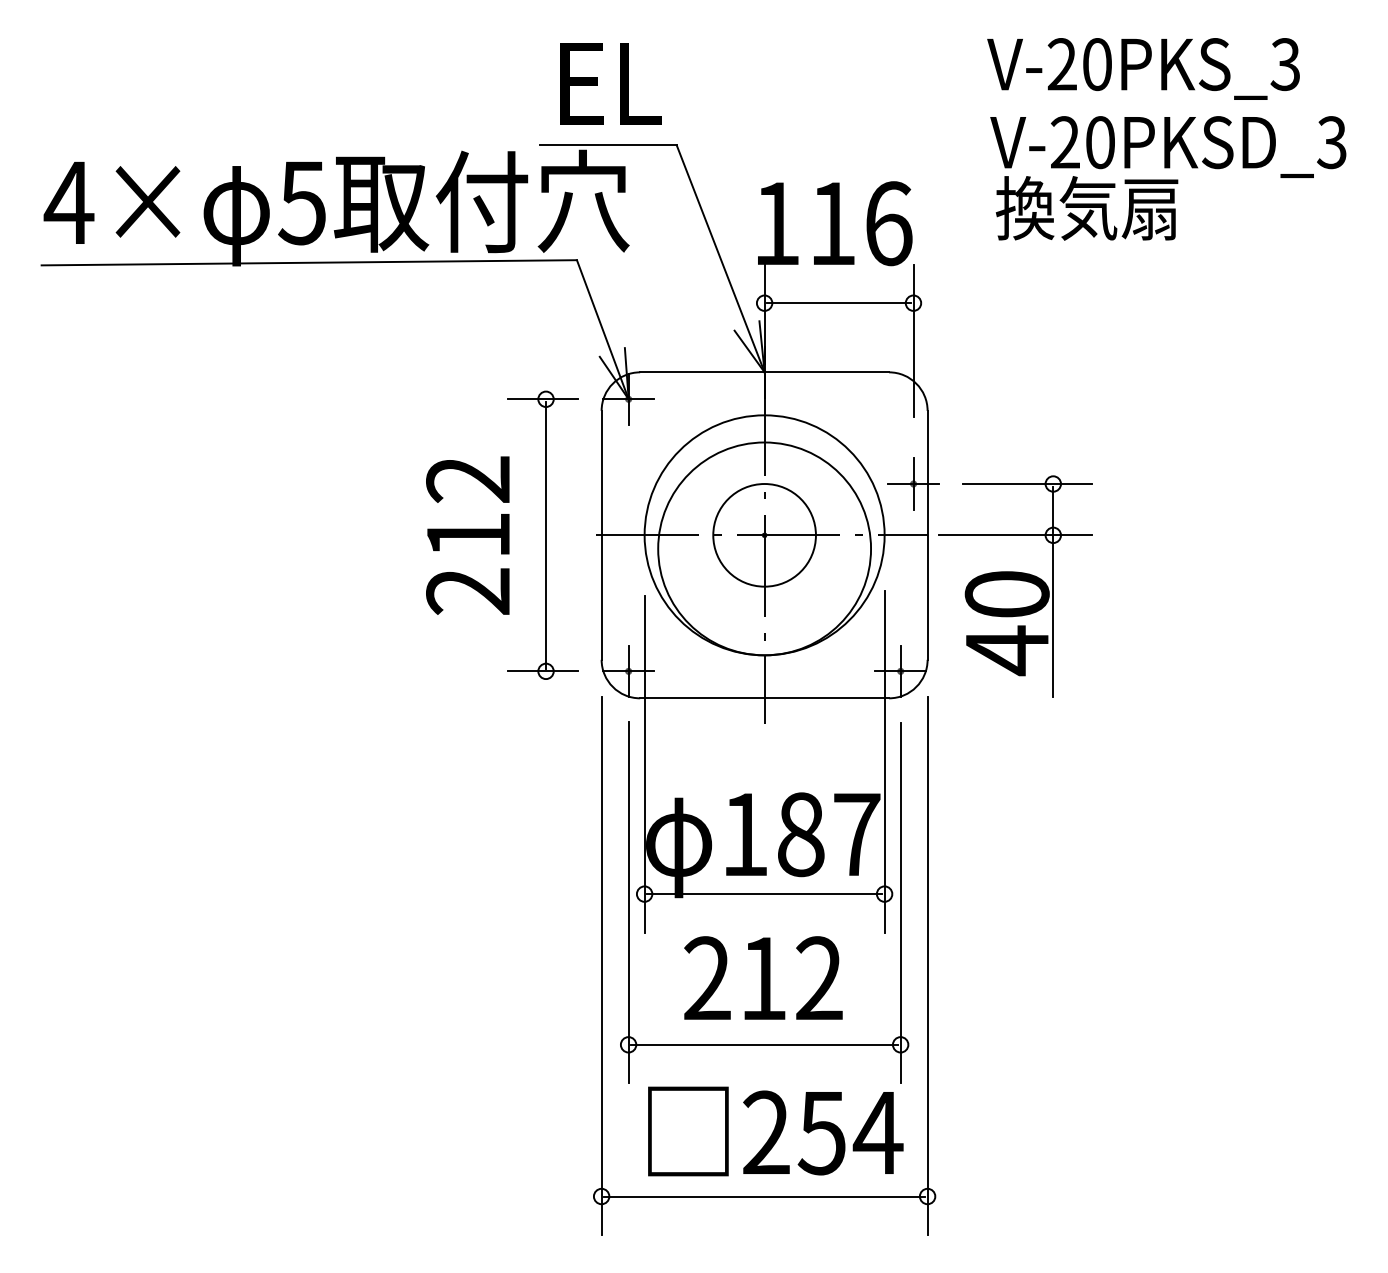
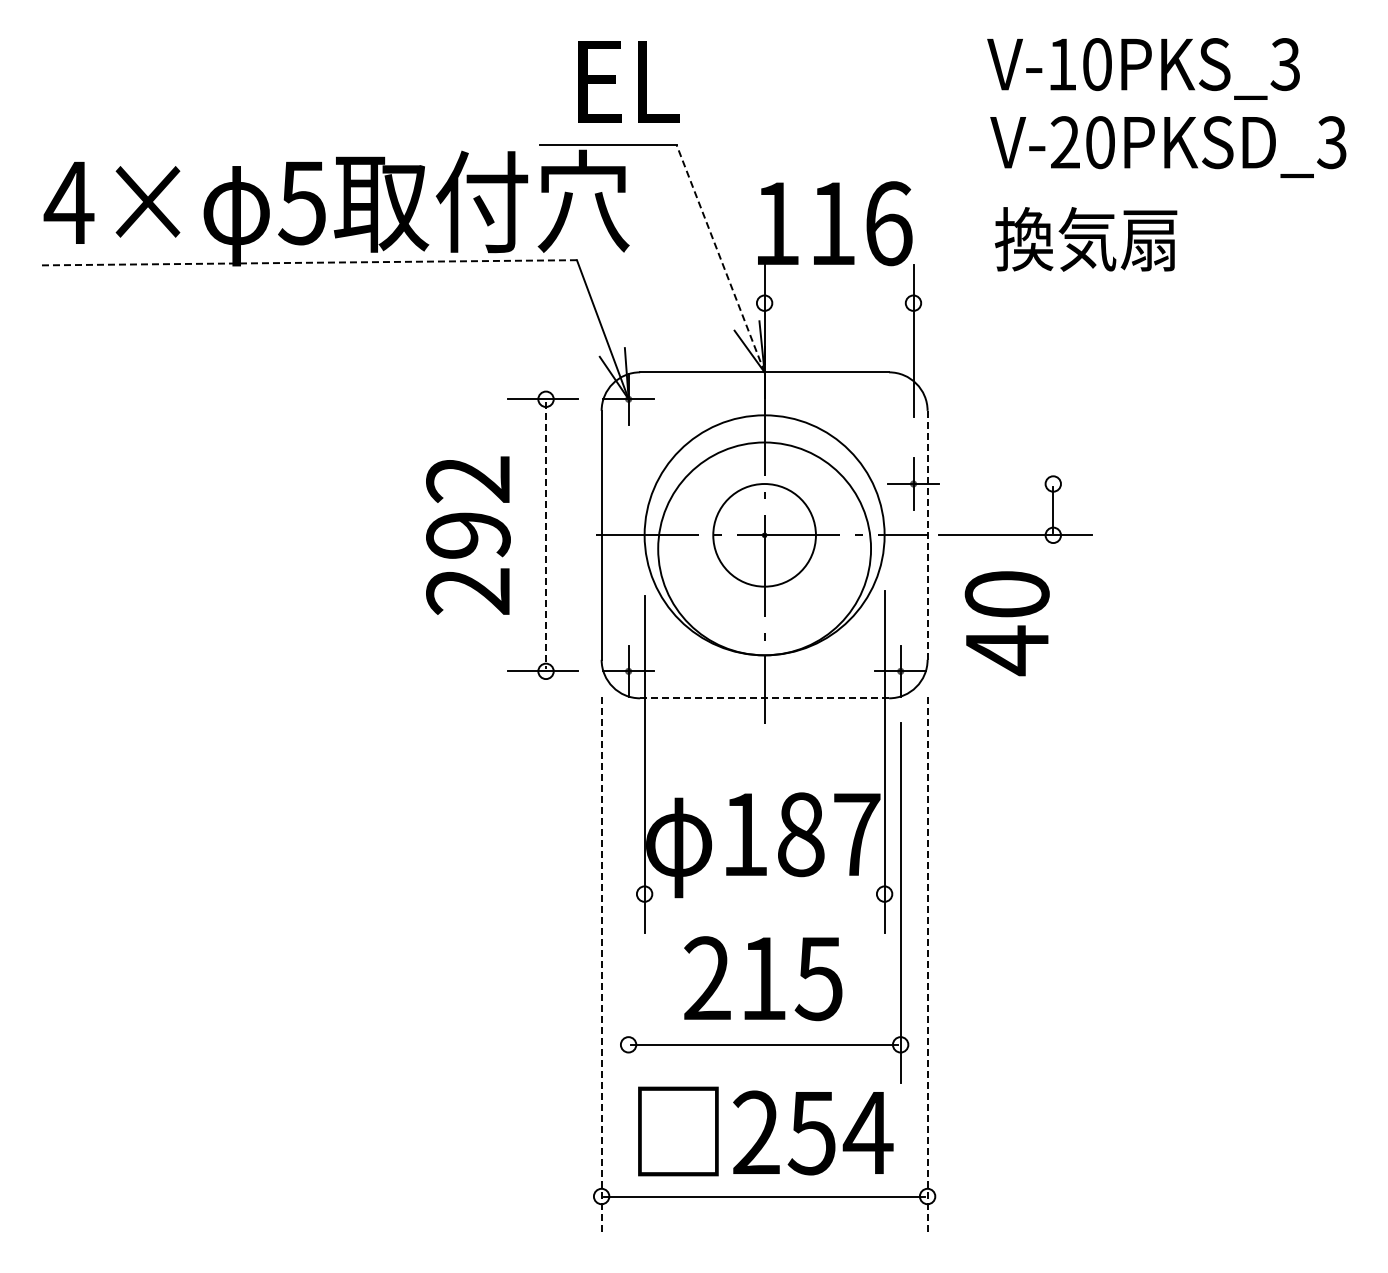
text: V-20PKS_3 -> V-10PKS_3 (1061, 64)
text position: (610, 83) -> (628, 81) (628, 81)
text position: (1086, 208) -> (1085, 239) (1085, 239)
line: solid -> dashed (720, 258)
line: solid -> dashed (309, 262)
line: present -> none (838, 303)
line: present -> none (1026, 484)
line: solid -> dashed (927, 534)
text: 212 -> 292 (468, 535)
line: solid -> dashed (546, 535)
line: present -> none (1053, 616)
line: solid -> dashed (764, 698)
line: present -> none (764, 894)
line: present -> none (628, 902)
line: solid -> dashed (601, 966)
line: solid -> dashed (927, 966)
text: 212 -> 215 (818, 978)
text position: (775, 1131) -> (765, 1131) (765, 1131)
